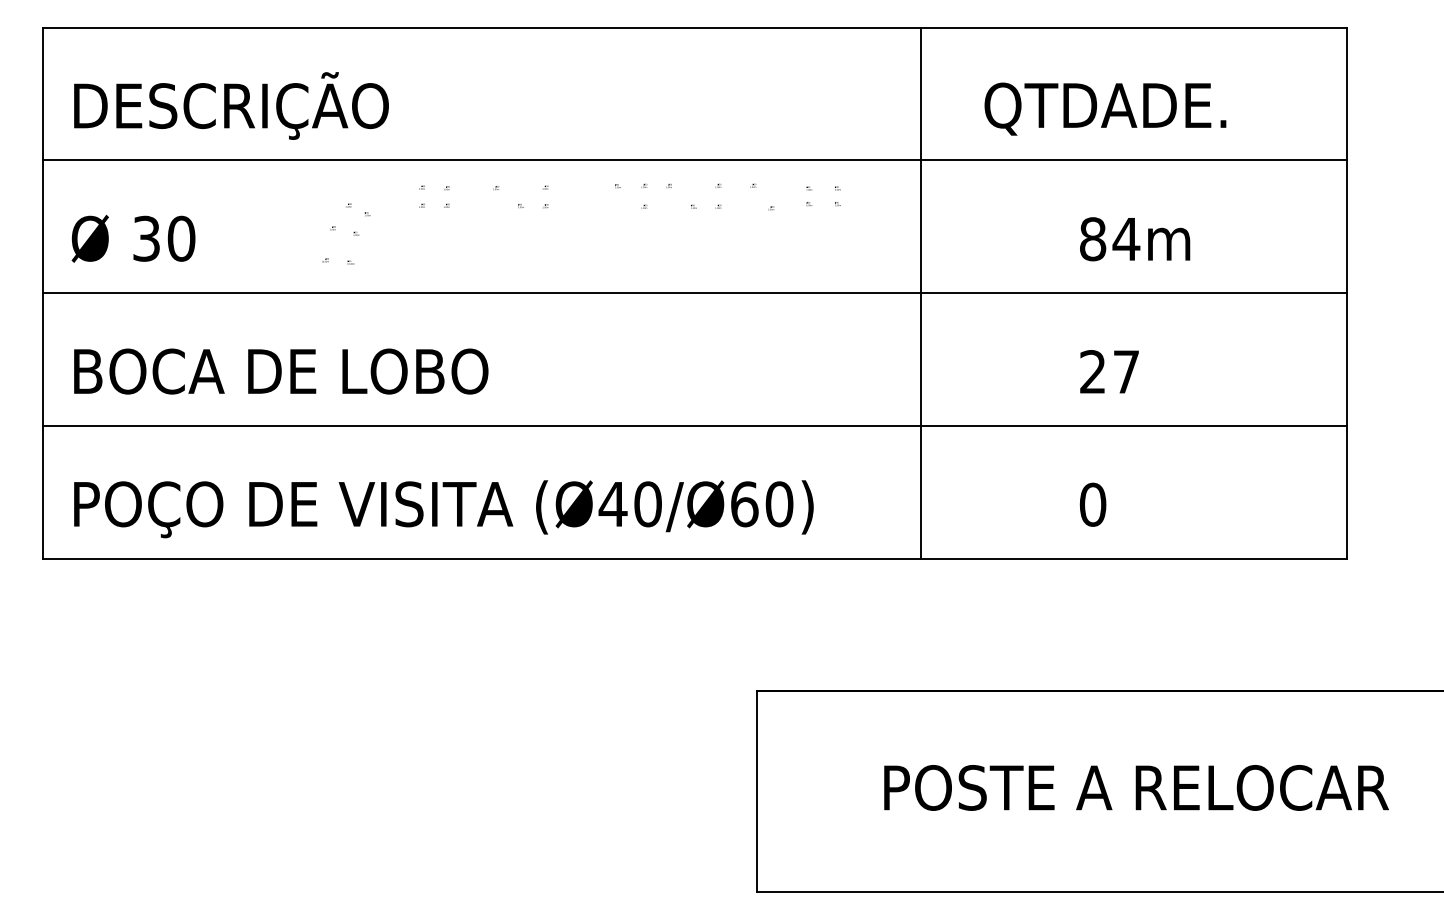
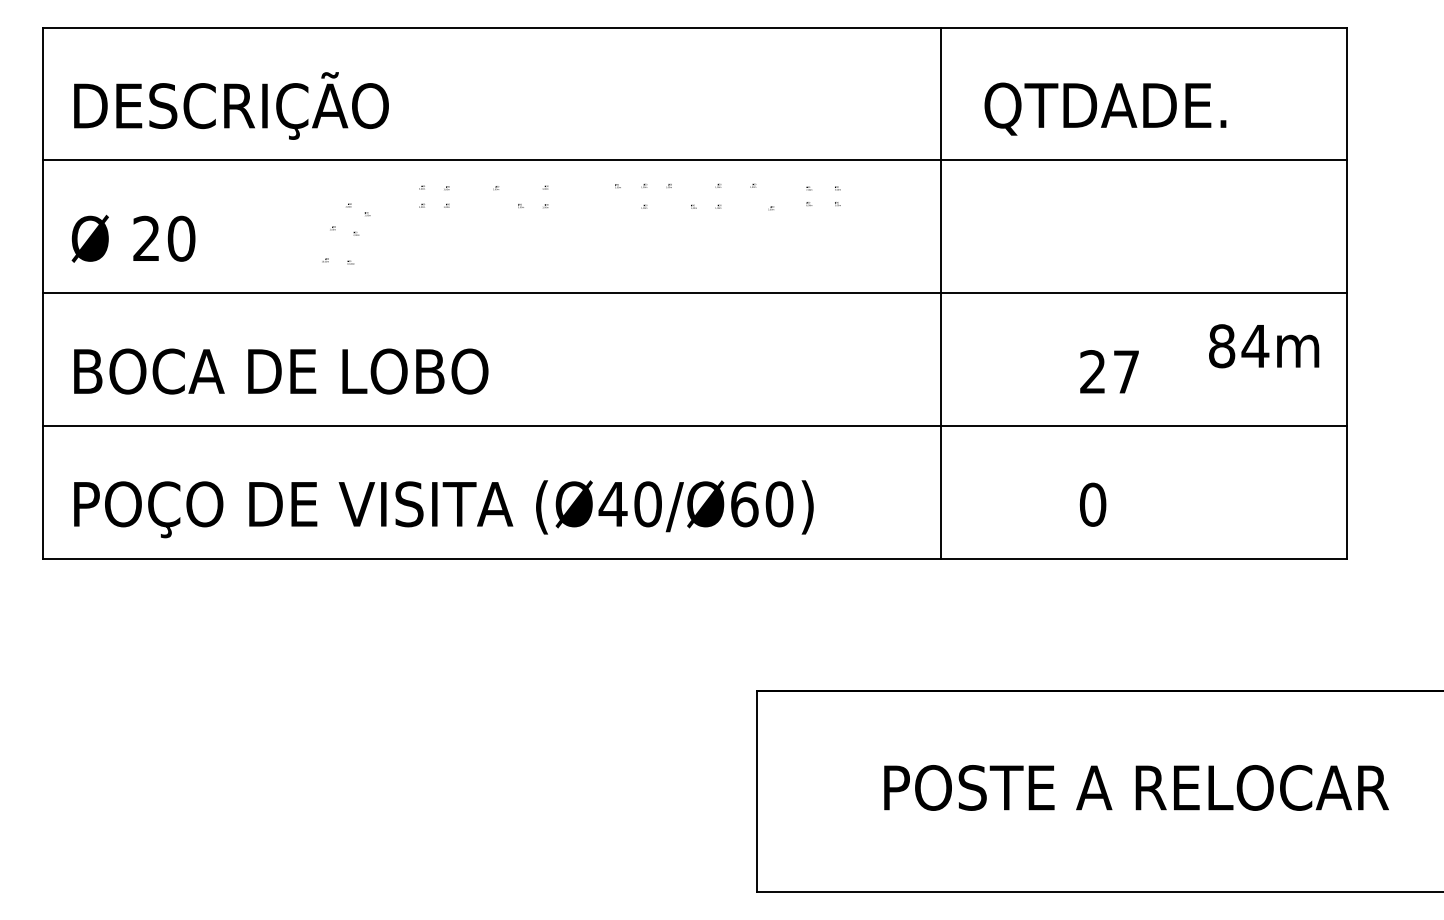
text: 30 -> 20 (146, 238)
text position: (1135, 239) -> (1264, 346) (1264, 346)
line position: (920, 292) -> (940, 292) (940, 292)
